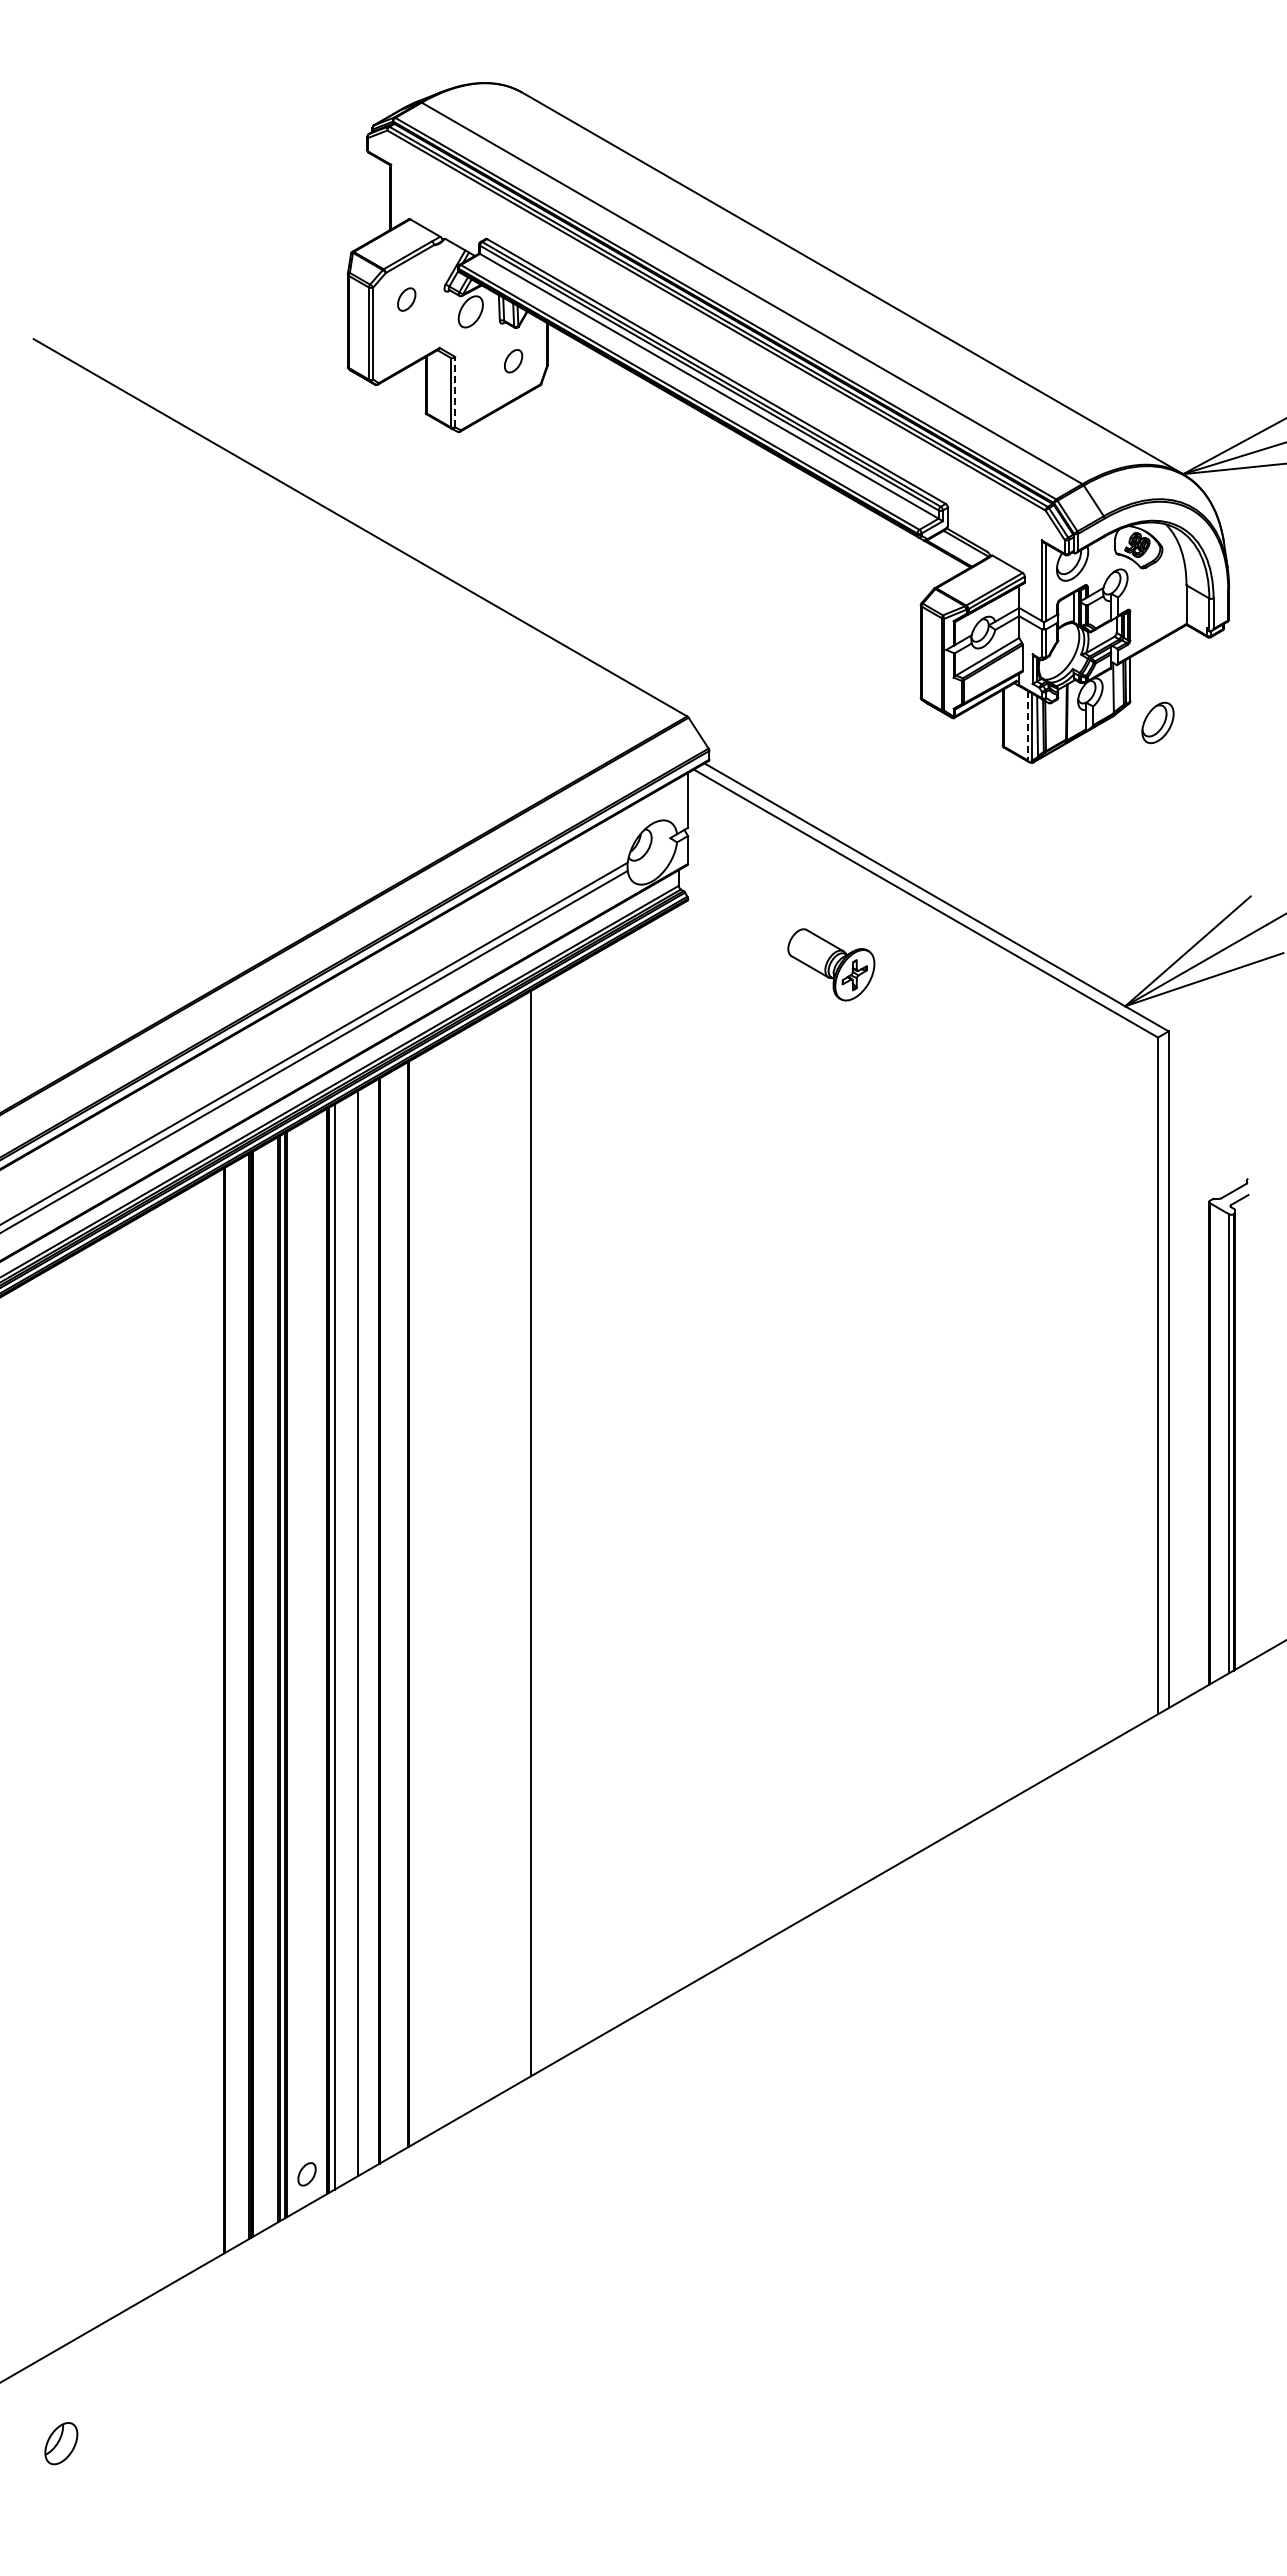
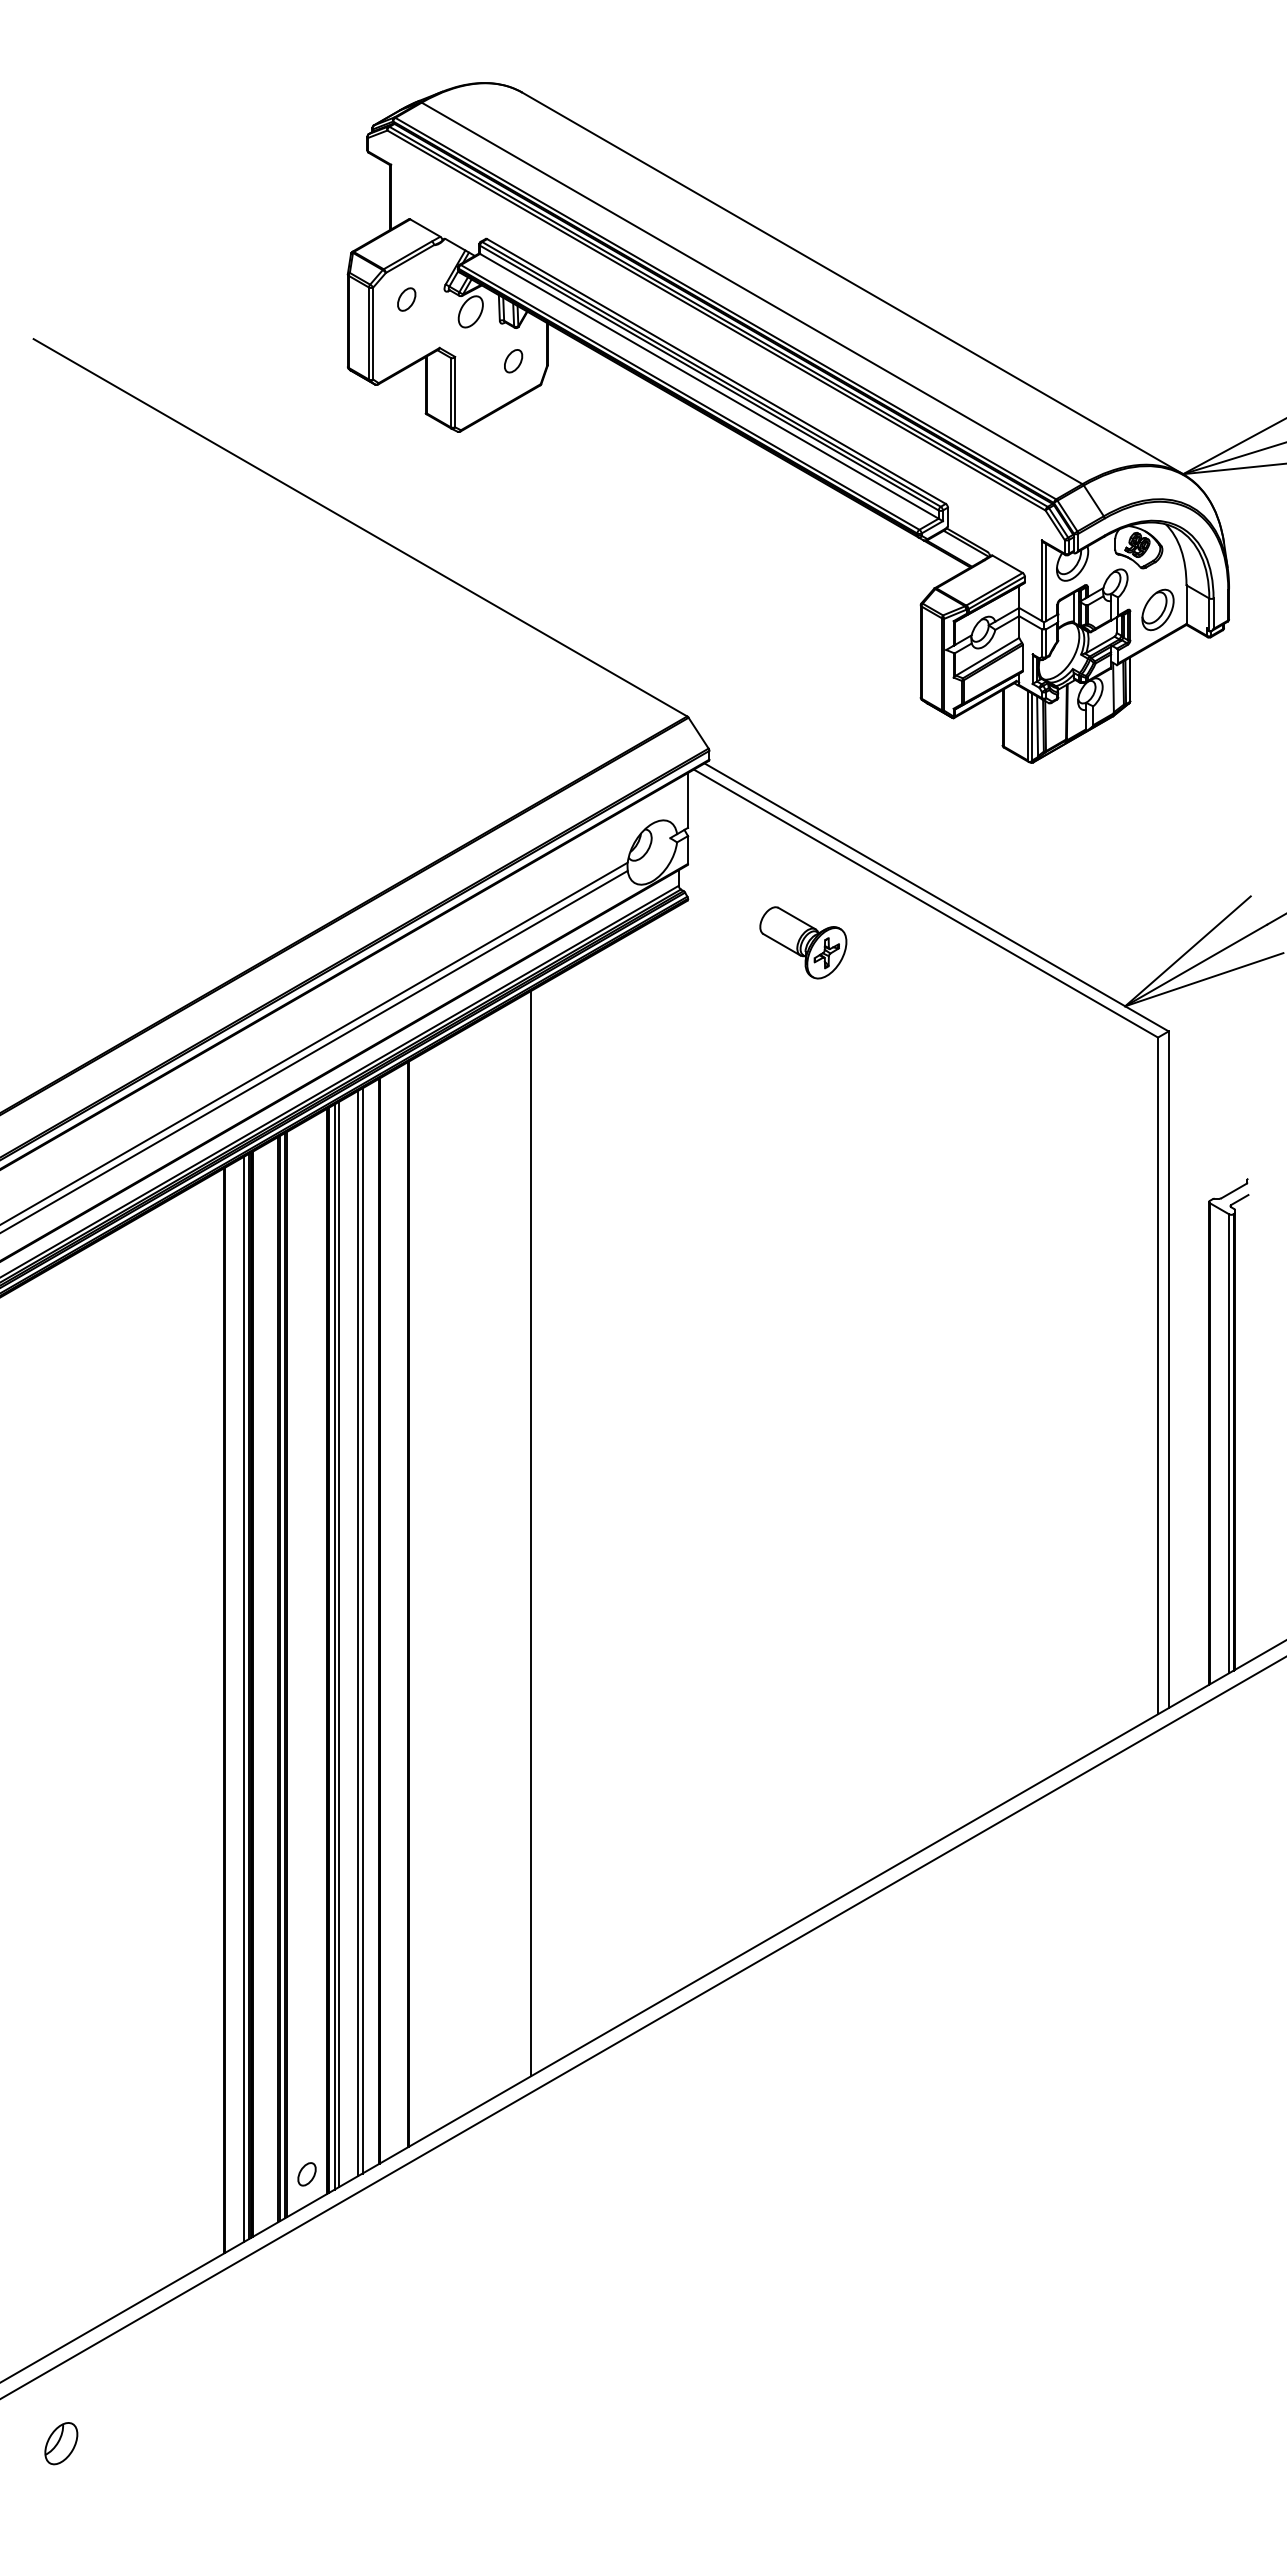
line: dashed -> solid (455, 391)
part position: (1157, 722) -> (1157, 609) (1157, 609)
line: dashed -> solid (1027, 725)
part position: (831, 964) -> (803, 942) (803, 942)
line: none -> present (362, 1630)
line: none -> present (339, 1644)
line: none -> present (244, 1698)
line: none -> present (642, 2027)
